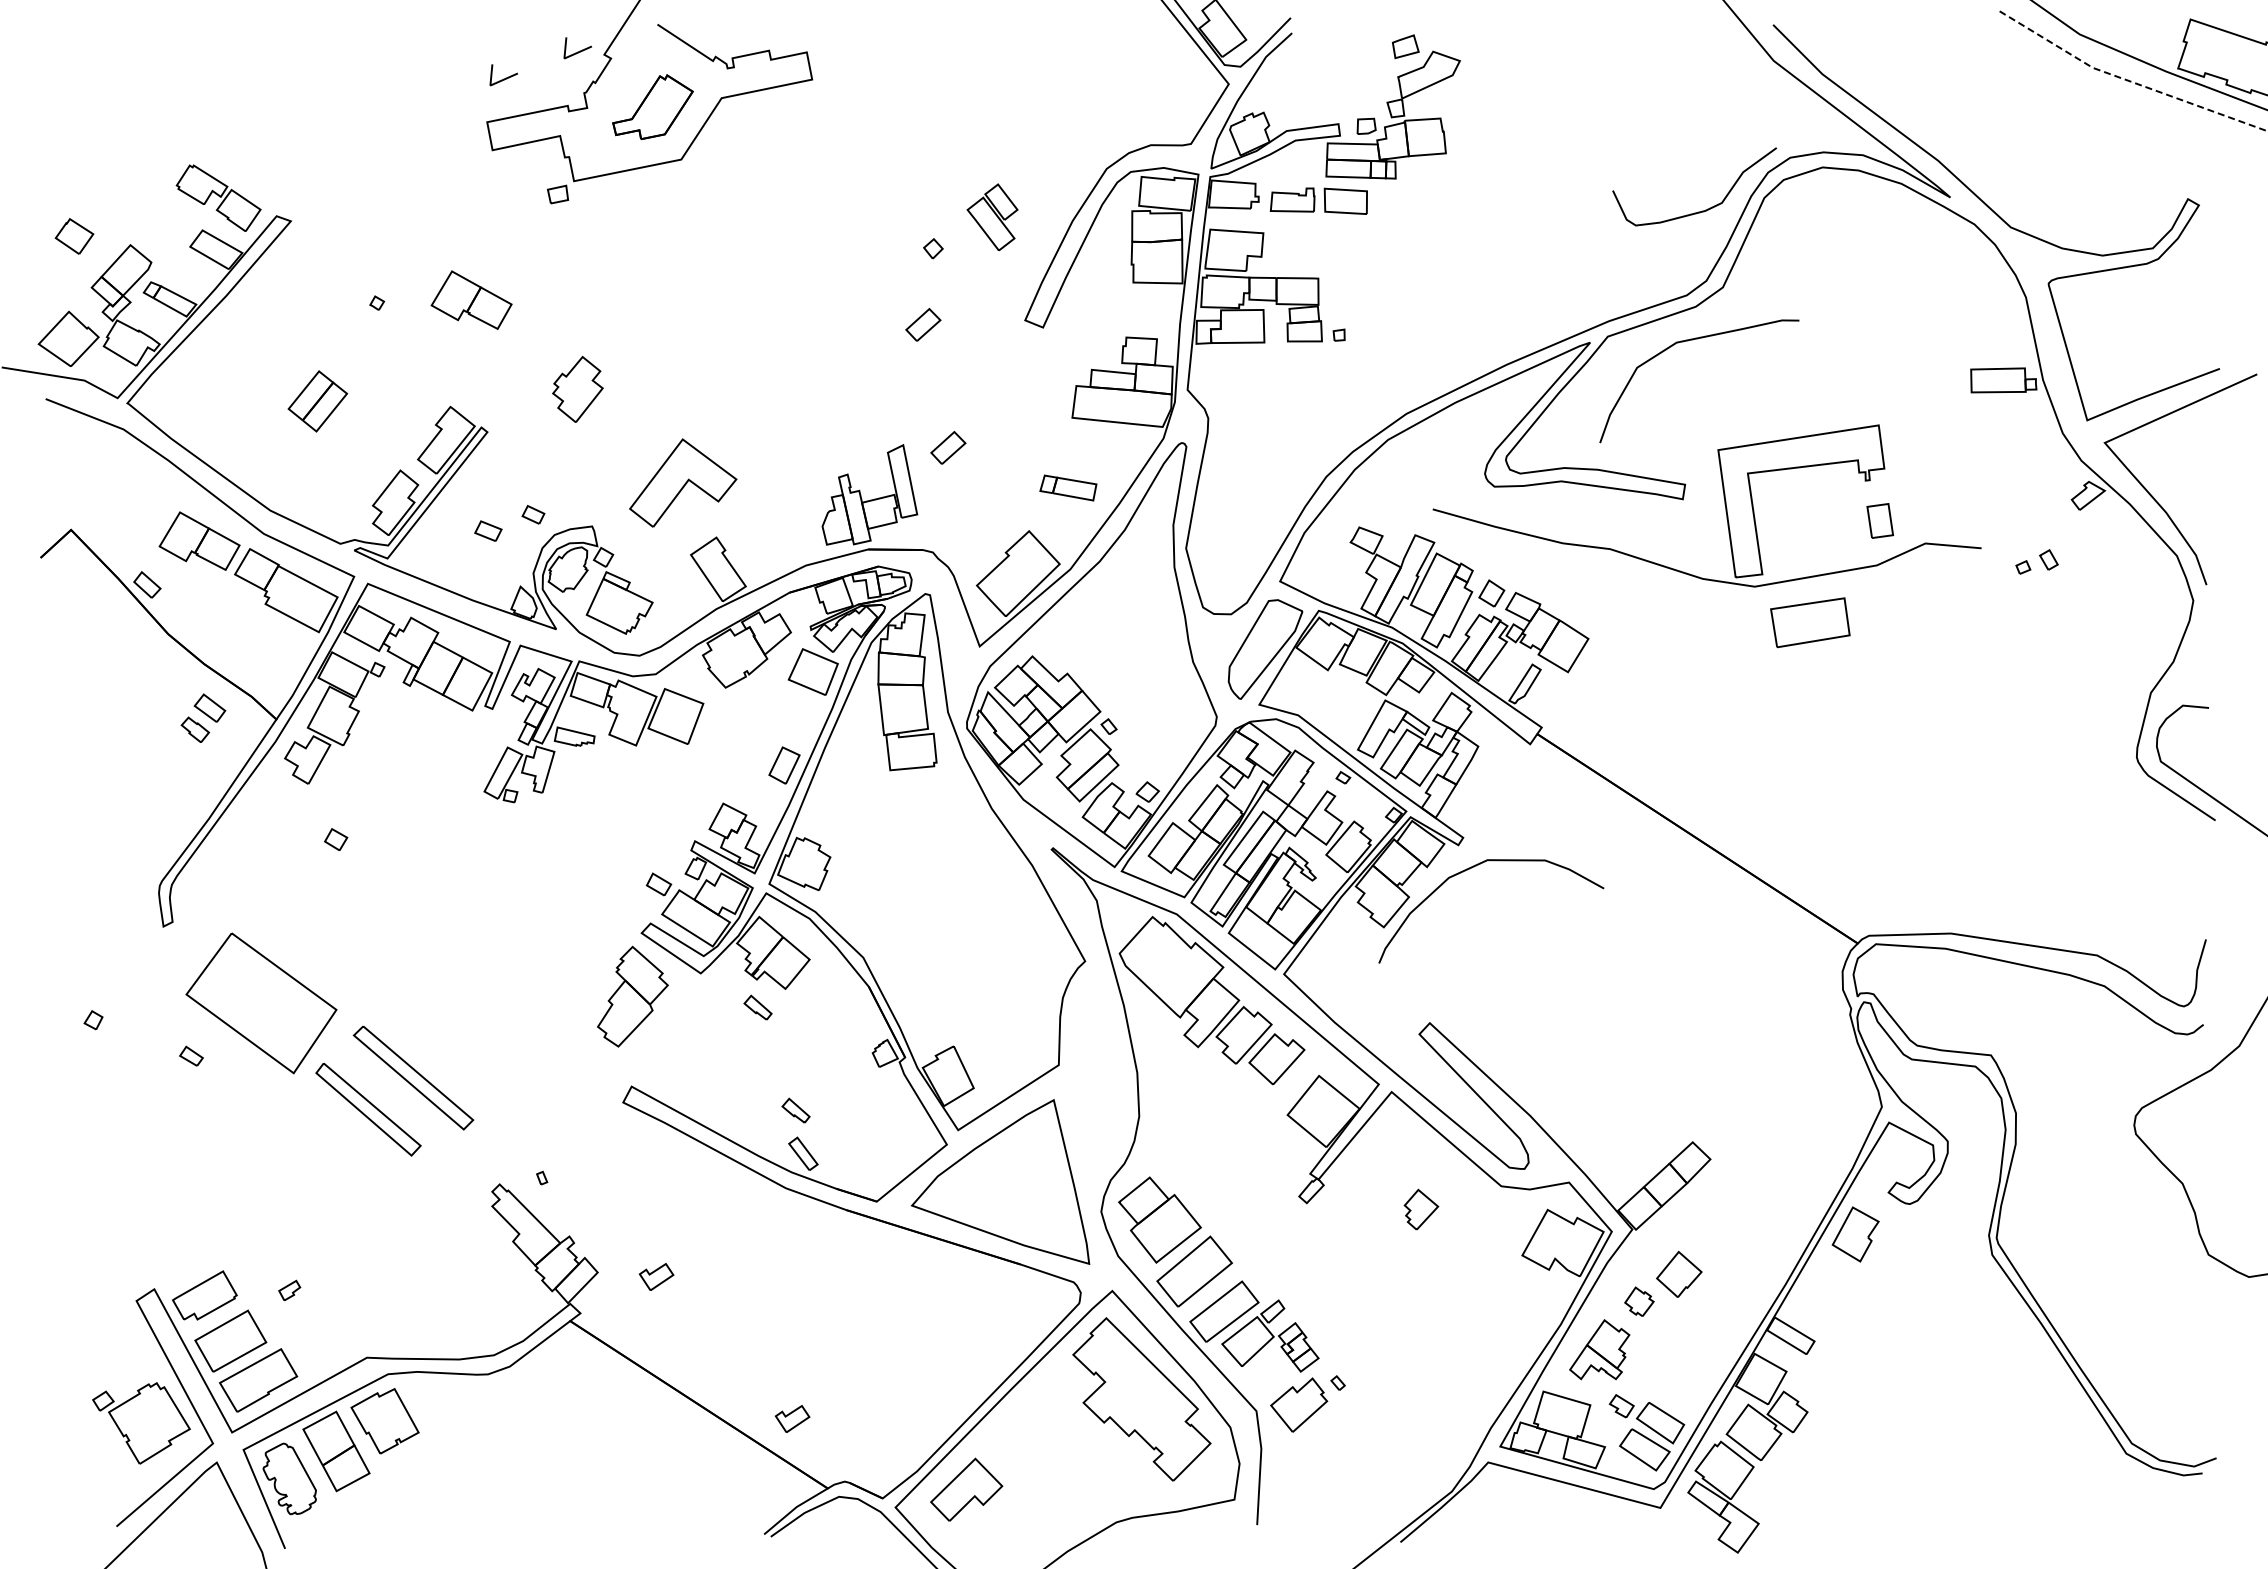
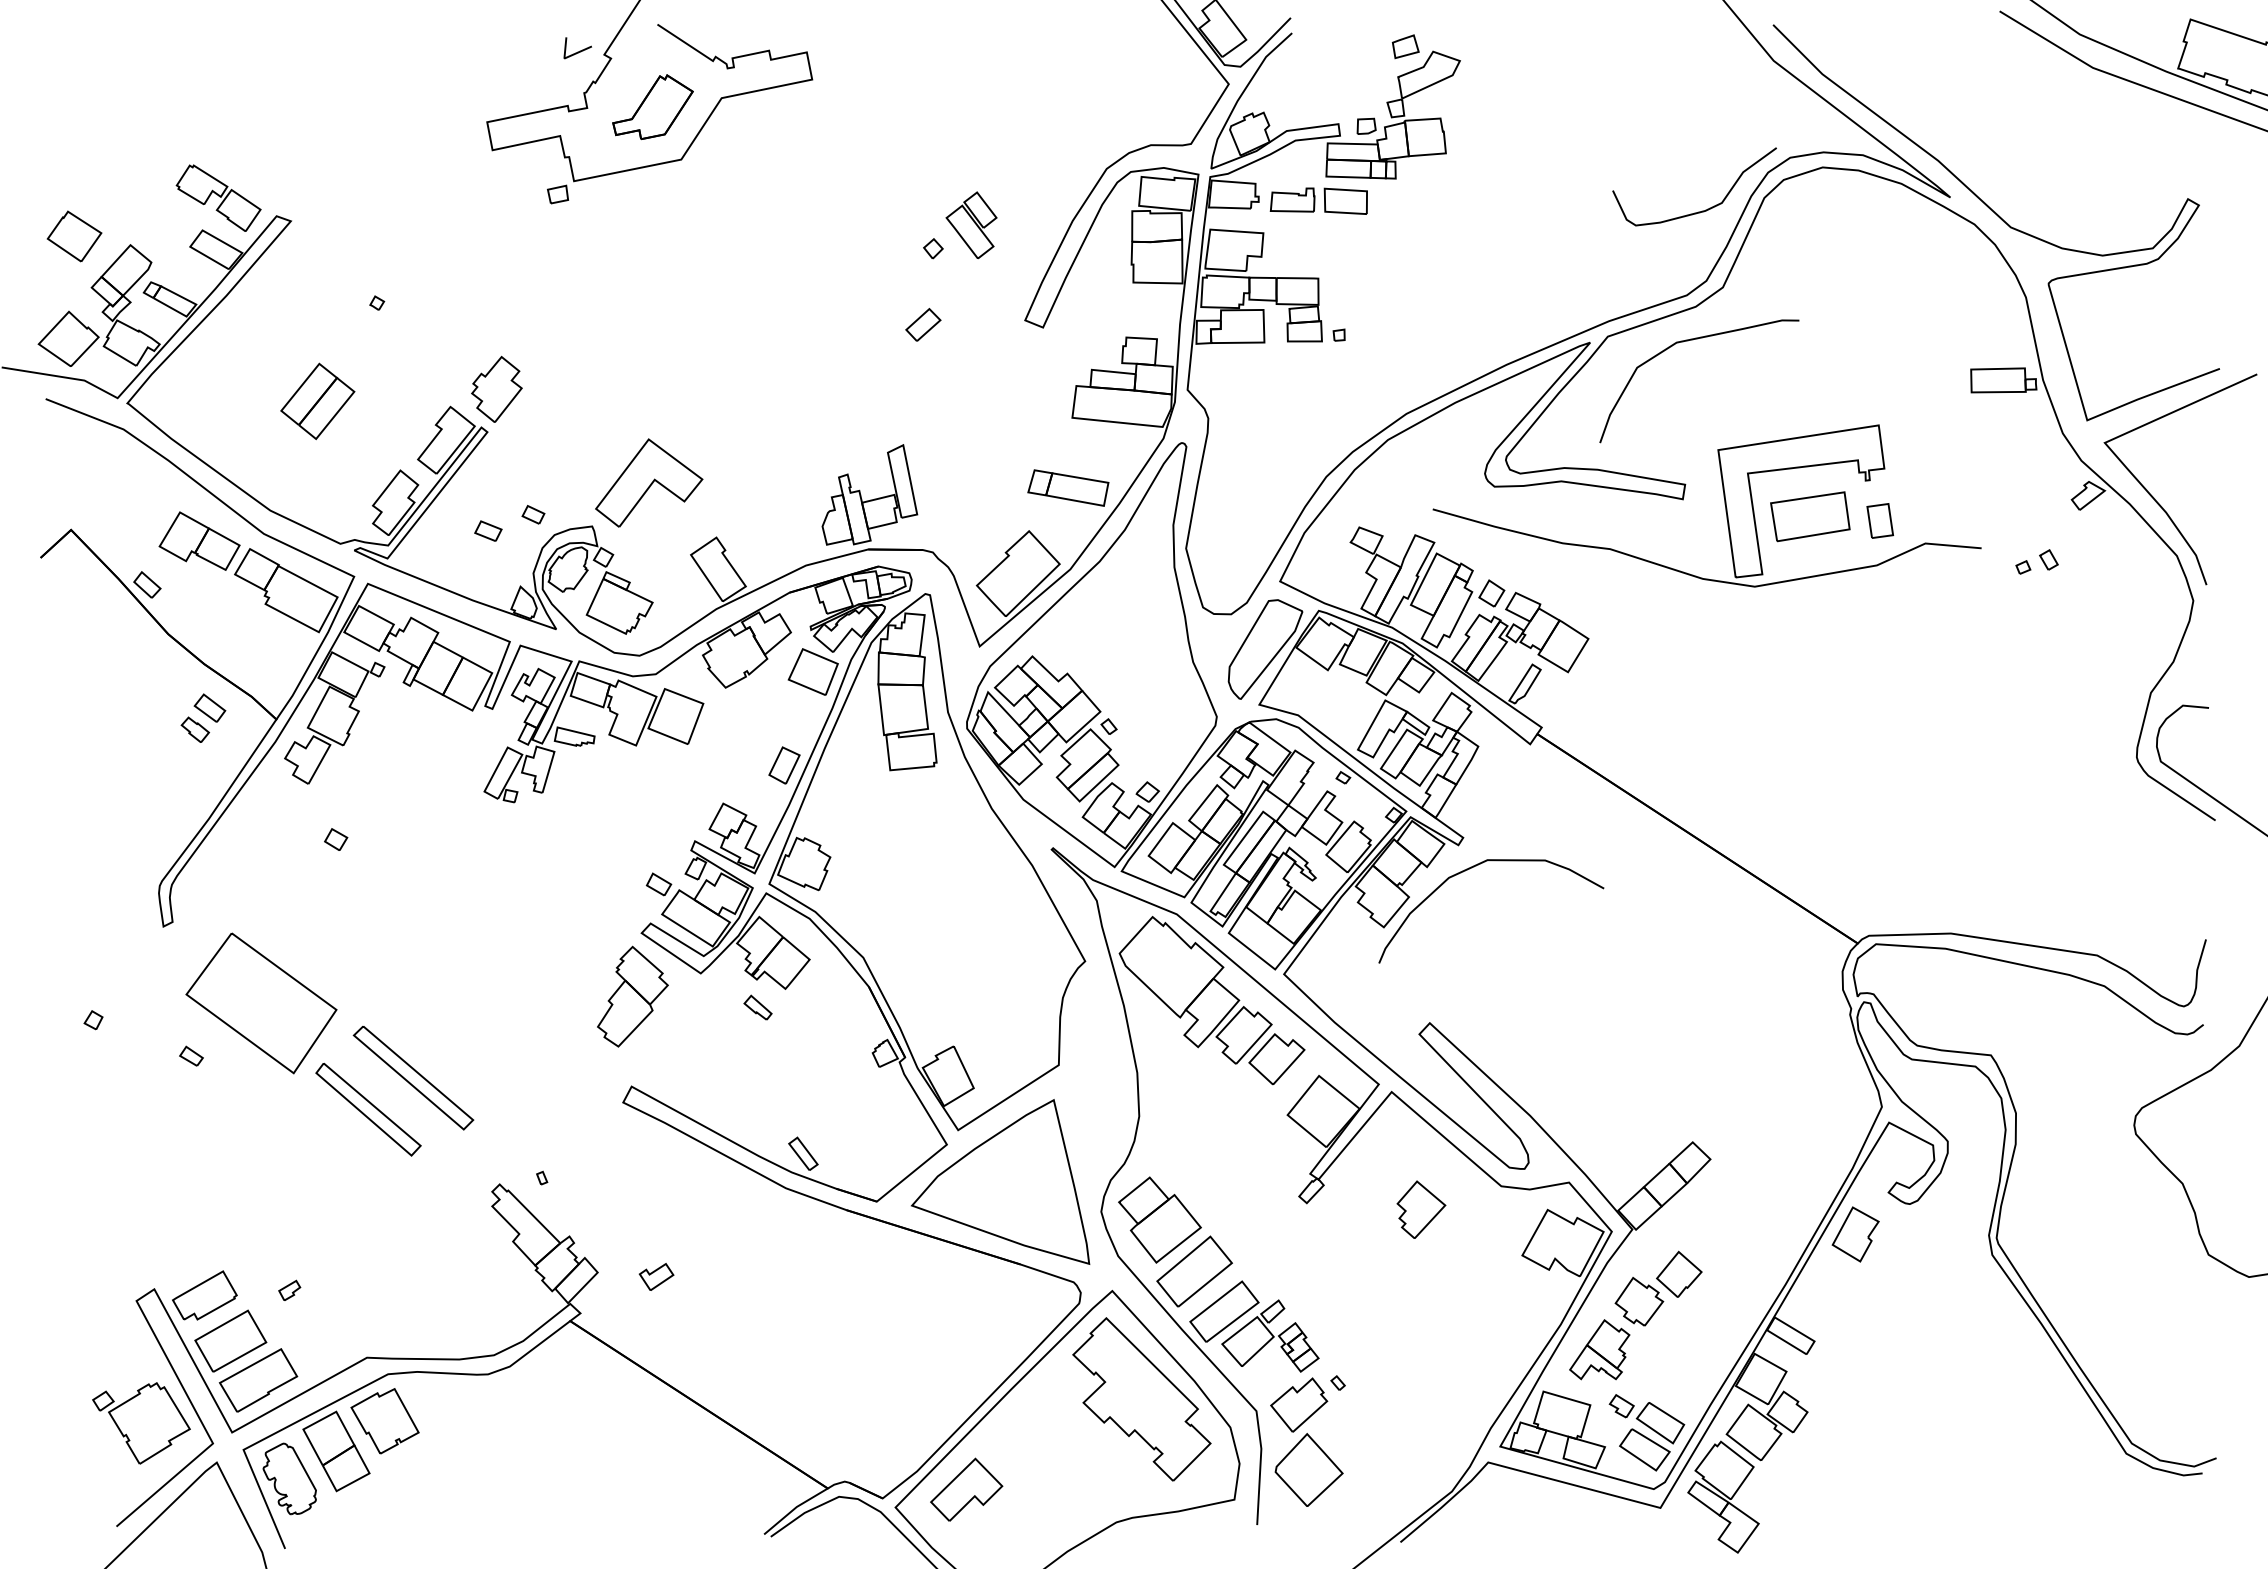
line: present -> none (505, 77)
line: dashed -> solid (2128, 80)
part position: (992, 217) -> (971, 225) (971, 225)
part size: 41x37 px -> 57x53 px (74, 236)
part: present -> none (471, 299)
part position: (577, 388) -> (496, 388) (496, 388)
part size: 62x63 px -> 76x79 px (317, 401)
part: present -> none (948, 447)
part position: (683, 482) -> (649, 482) (649, 482)
part size: 59x28 px -> 83x38 px (1068, 487)
part position: (1810, 622) -> (1810, 516) (1810, 516)
part: present -> none (795, 1110)
part size: 37x43 px -> 51x59 px (1421, 1209)
part size: 31x31 px -> 51x50 px (1639, 1301)
part: present -> none (792, 1418)
part: none -> present (1308, 1469)
